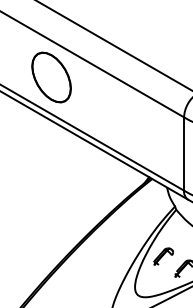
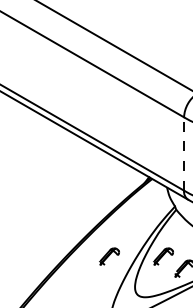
part: present -> none (51, 77)
line: solid -> dashed (184, 154)
part: none -> present (109, 256)
